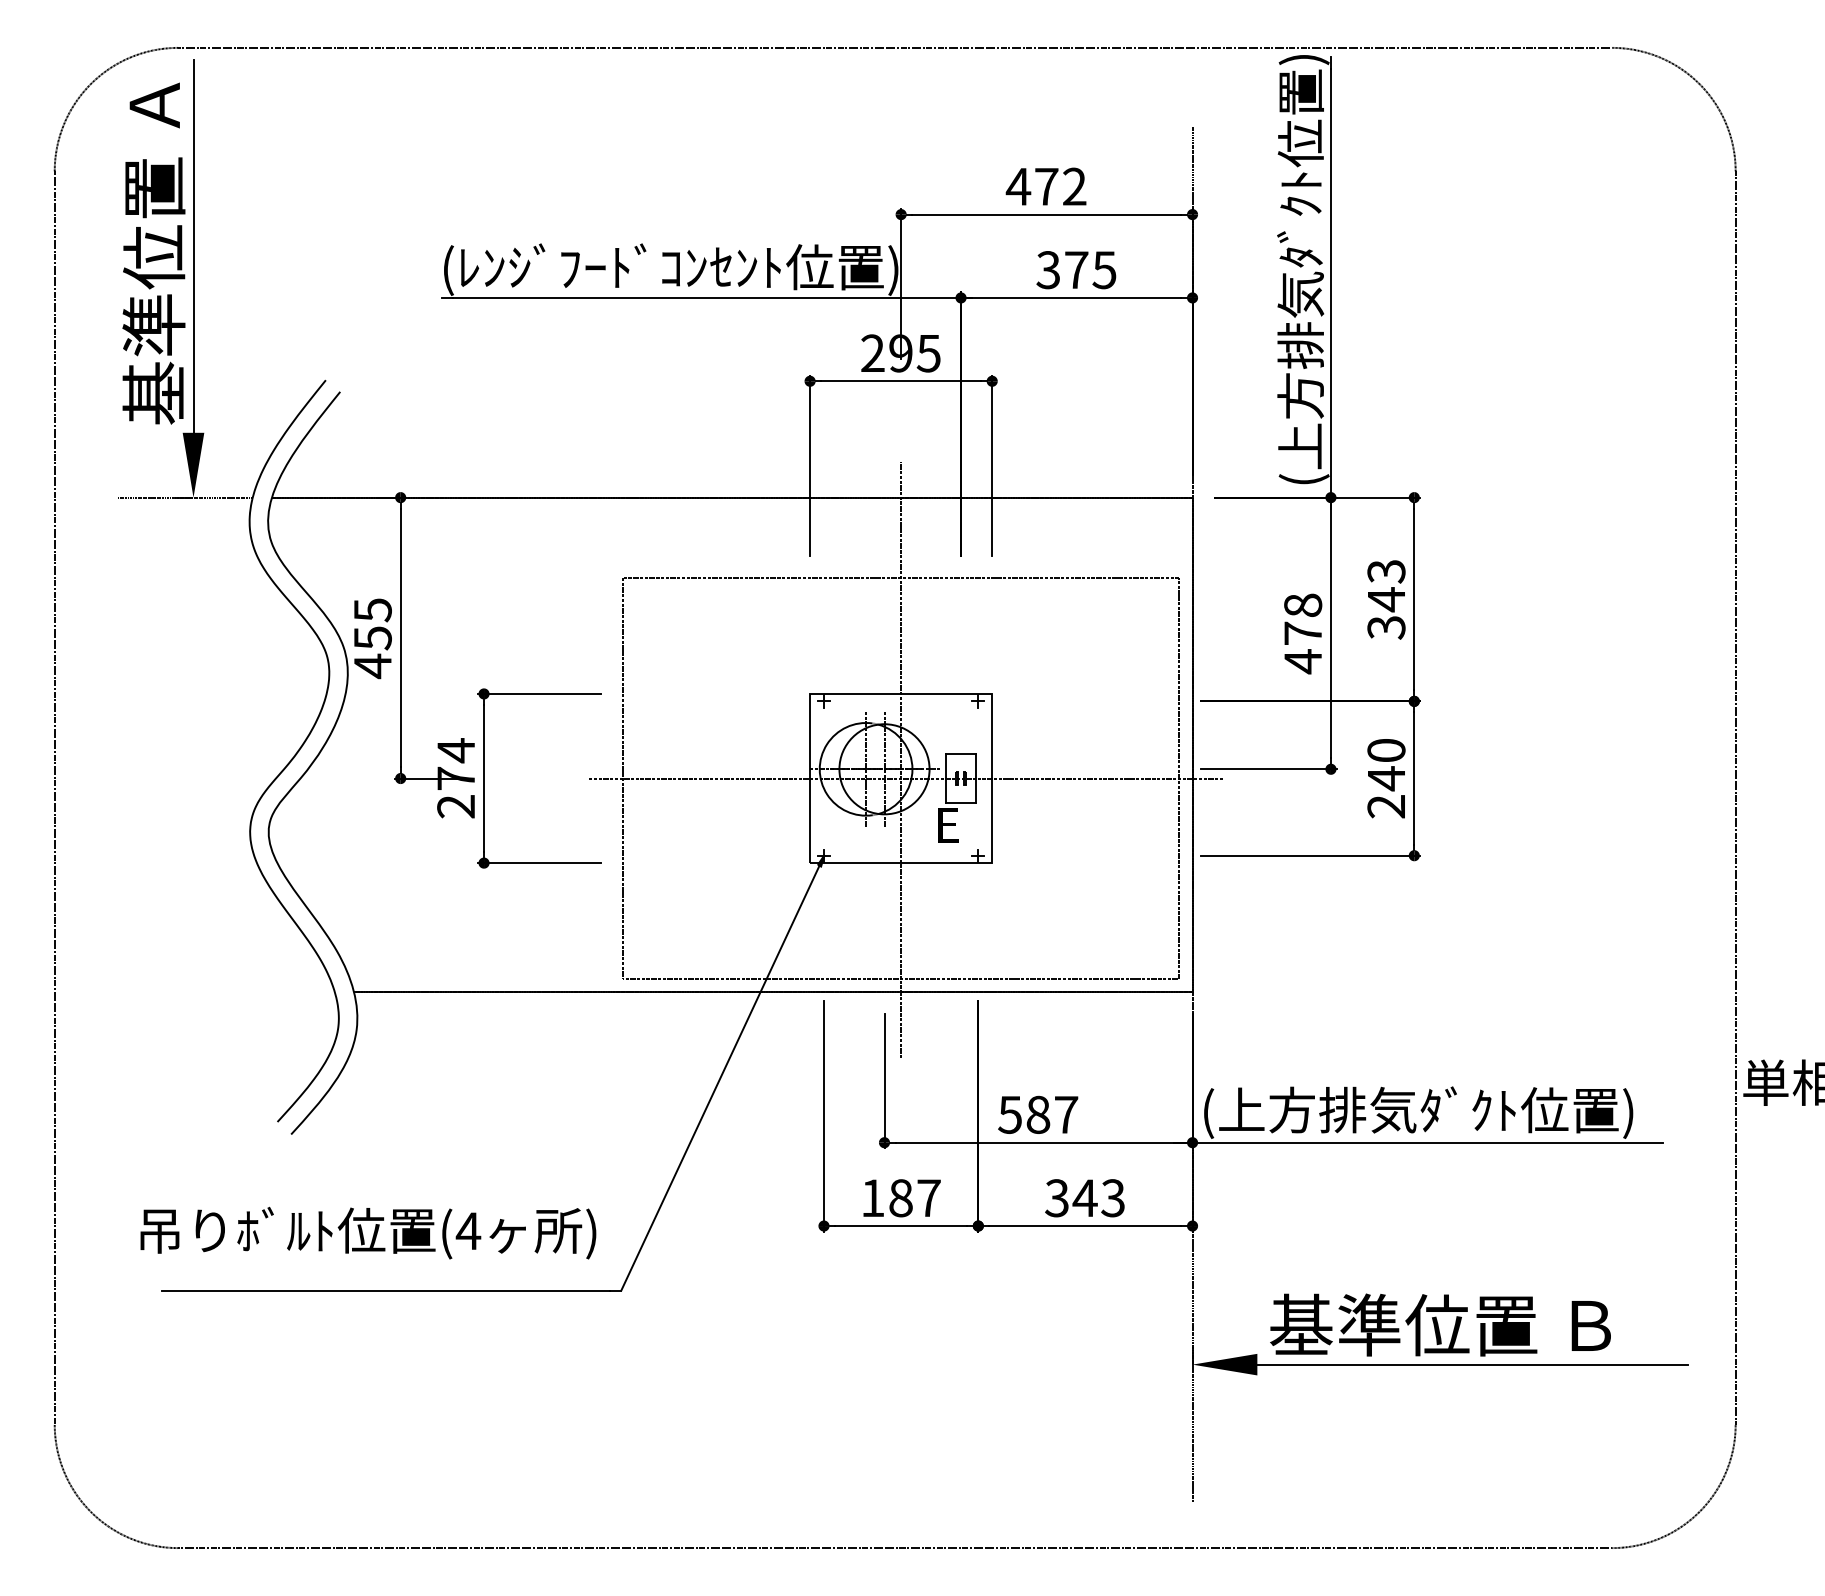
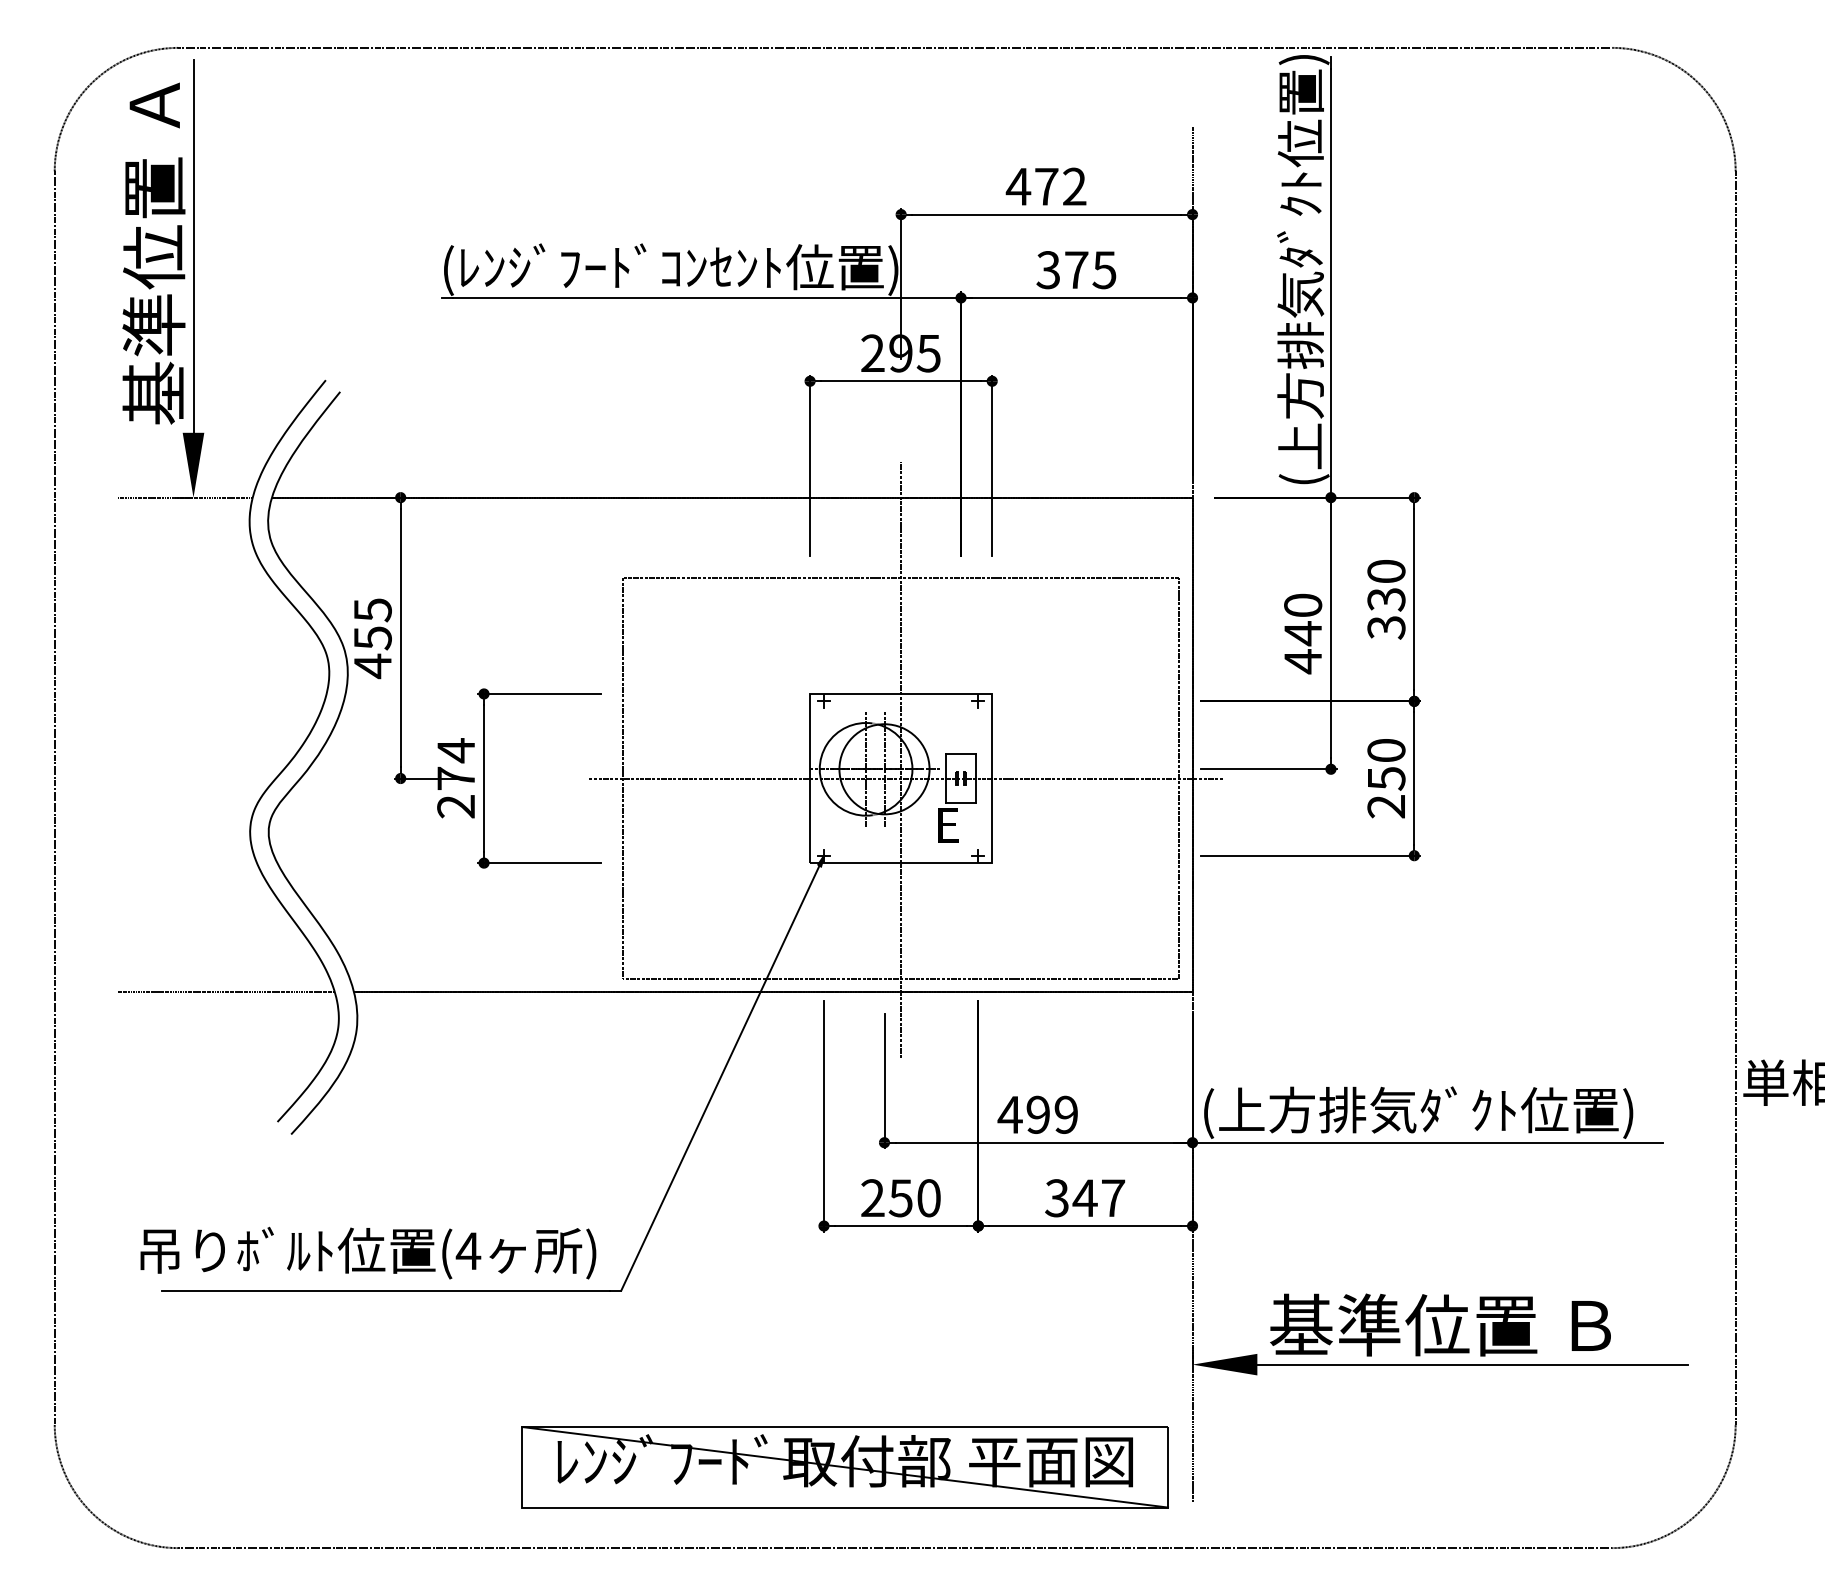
text: 343 -> 330 (1386, 586)
text: 478 -> 440 (1302, 619)
text: 240 -> 250 (1386, 778)
line: none -> present (226, 991)
text: 587 -> 499 (1037, 1114)
text: 187 -> 250 (900, 1198)
text: 343 -> 347 (1113, 1198)
text position: (368, 1232) -> (368, 1252) (368, 1252)
part: none -> present (844, 1467)
